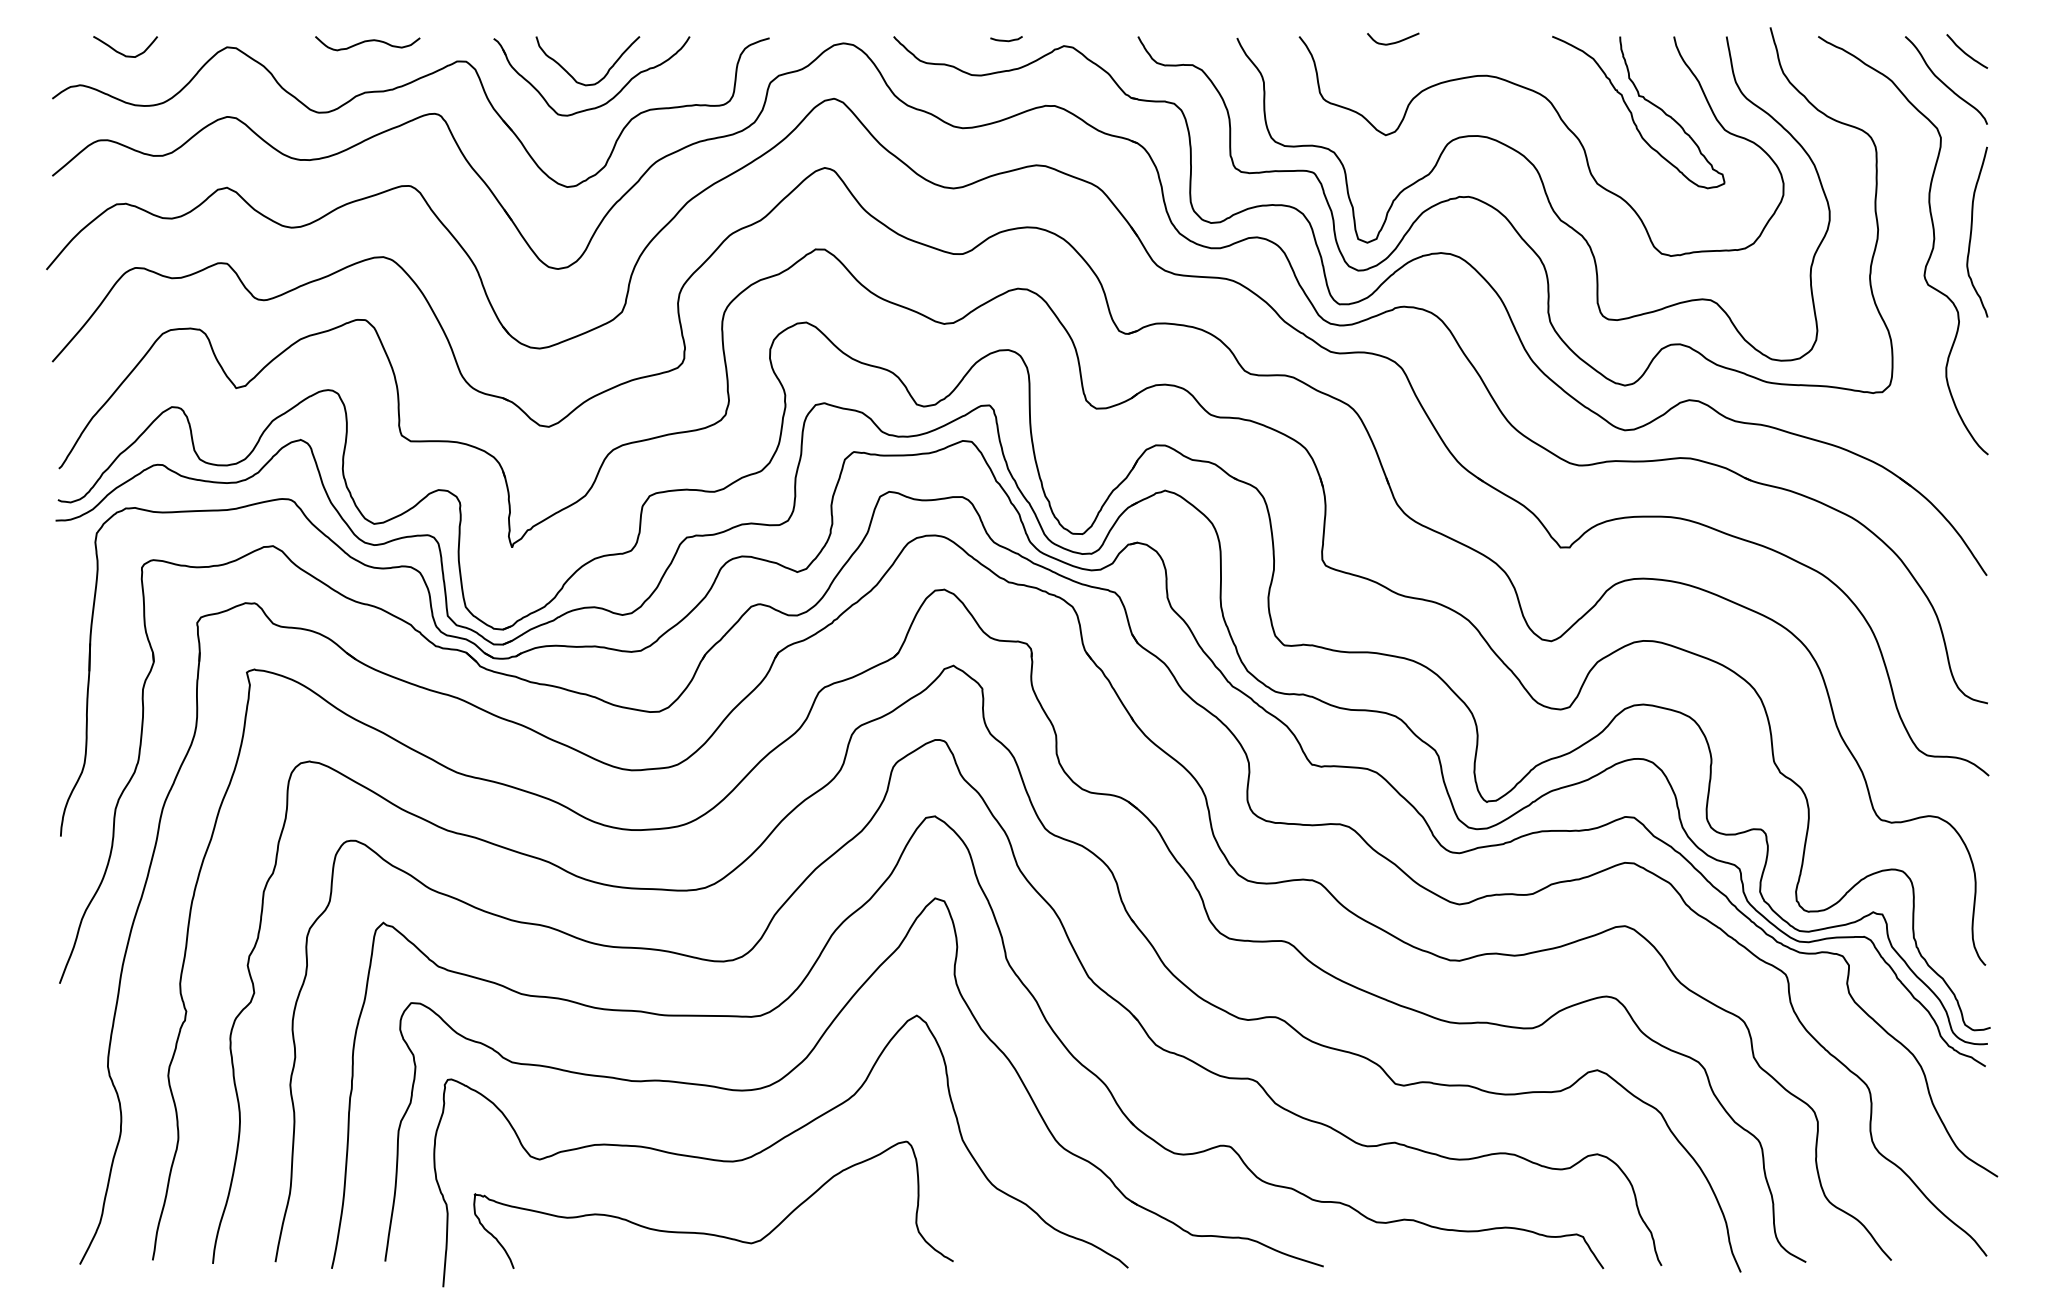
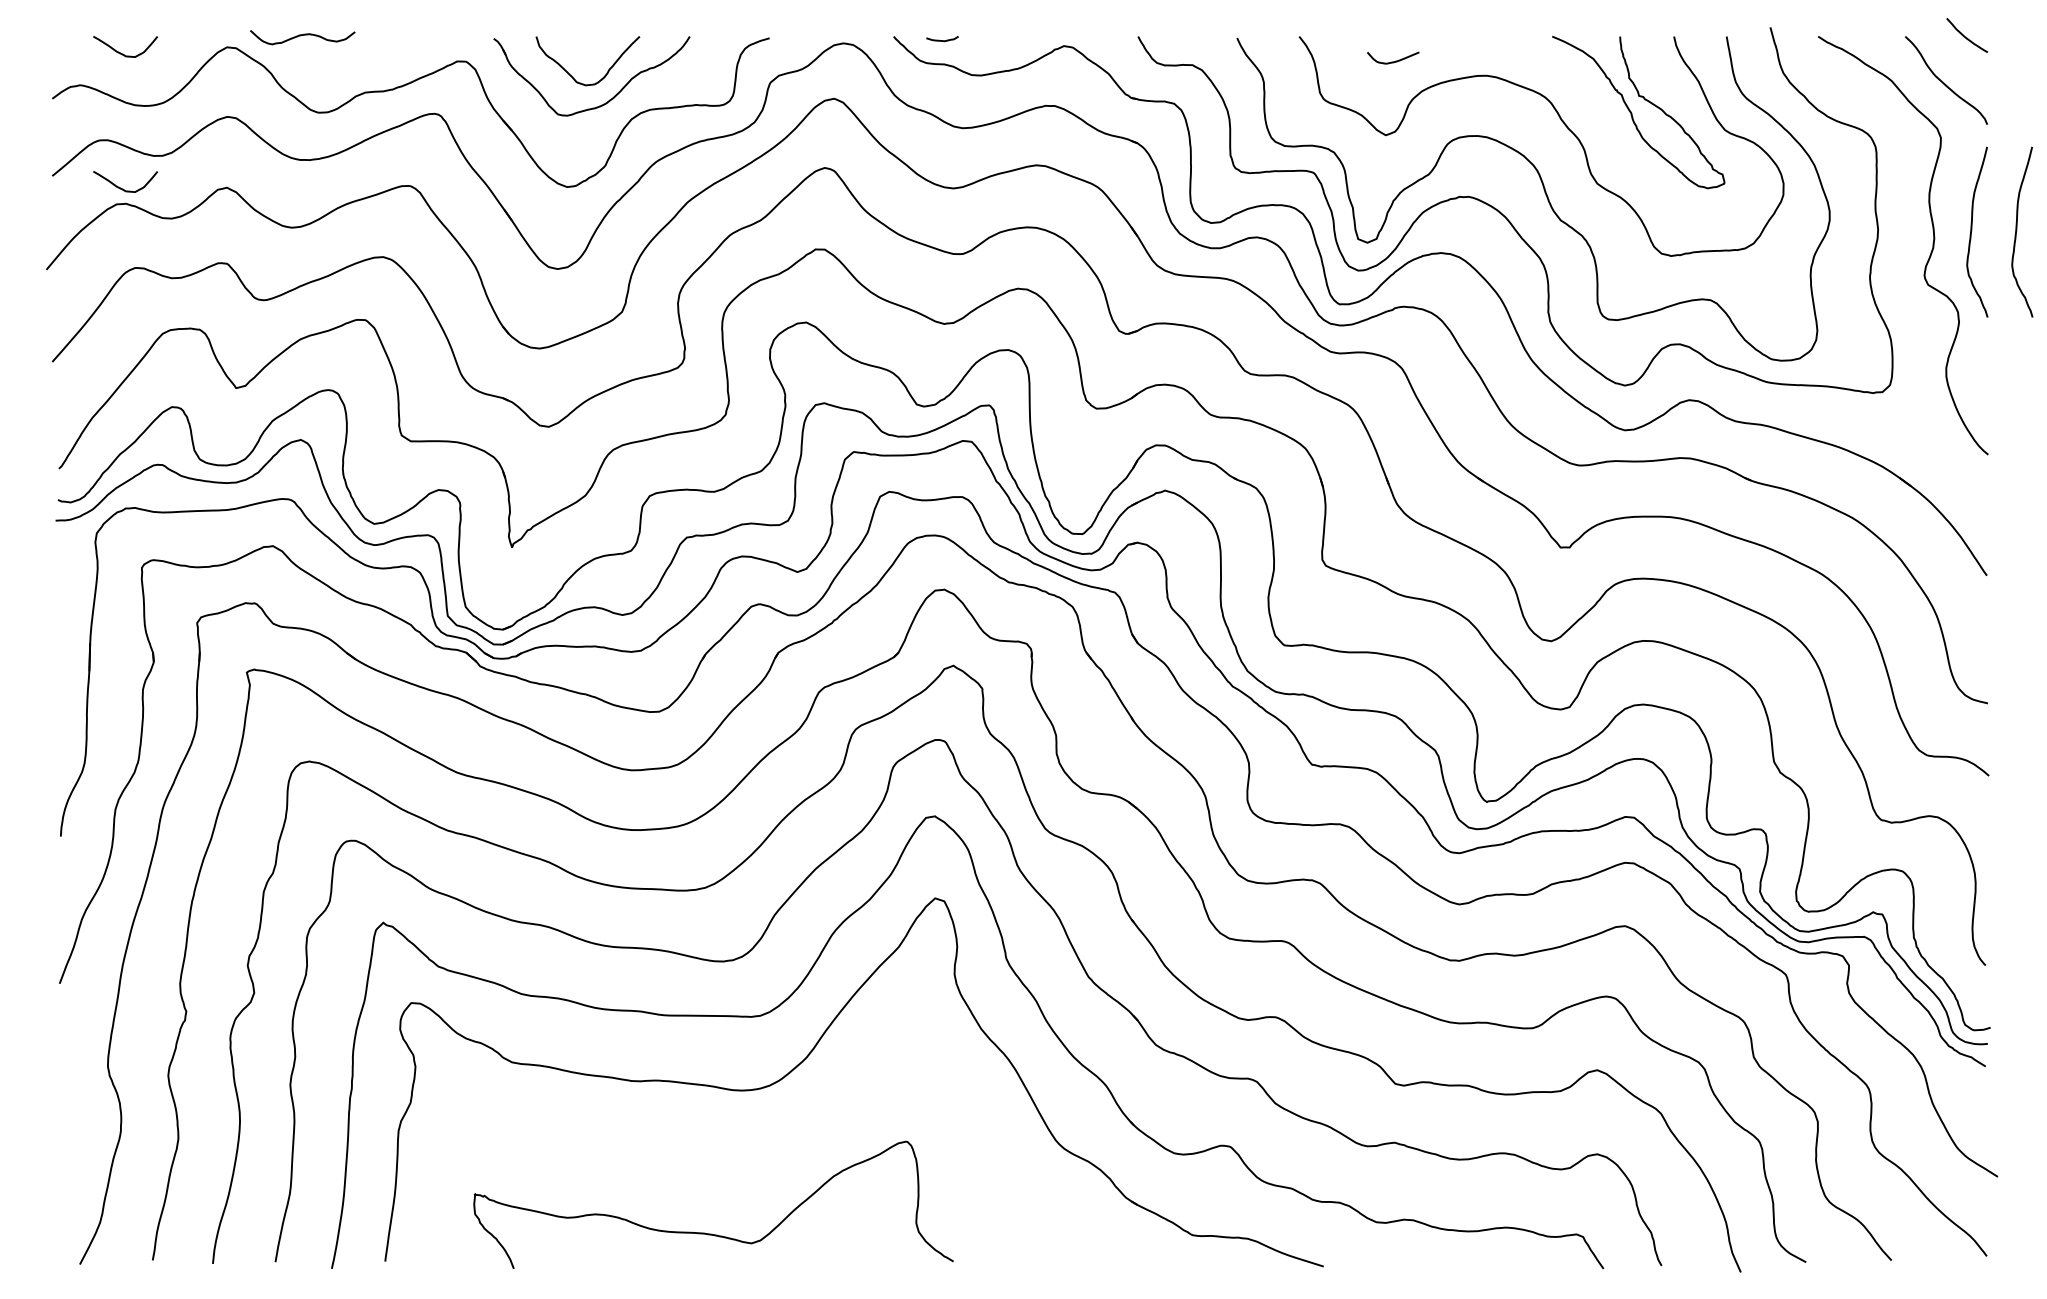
curve position: (1006, 40) -> (942, 40) (942, 40)
curve position: (1395, 41) -> (1395, 60) (1395, 60)
curve position: (366, 42) -> (301, 36) (301, 36)
curve position: (1967, 53) -> (1967, 37) (1967, 37)
curve: none -> present (121, 187)
curve: none -> present (2017, 230)
curve: present -> none (777, 1143)
